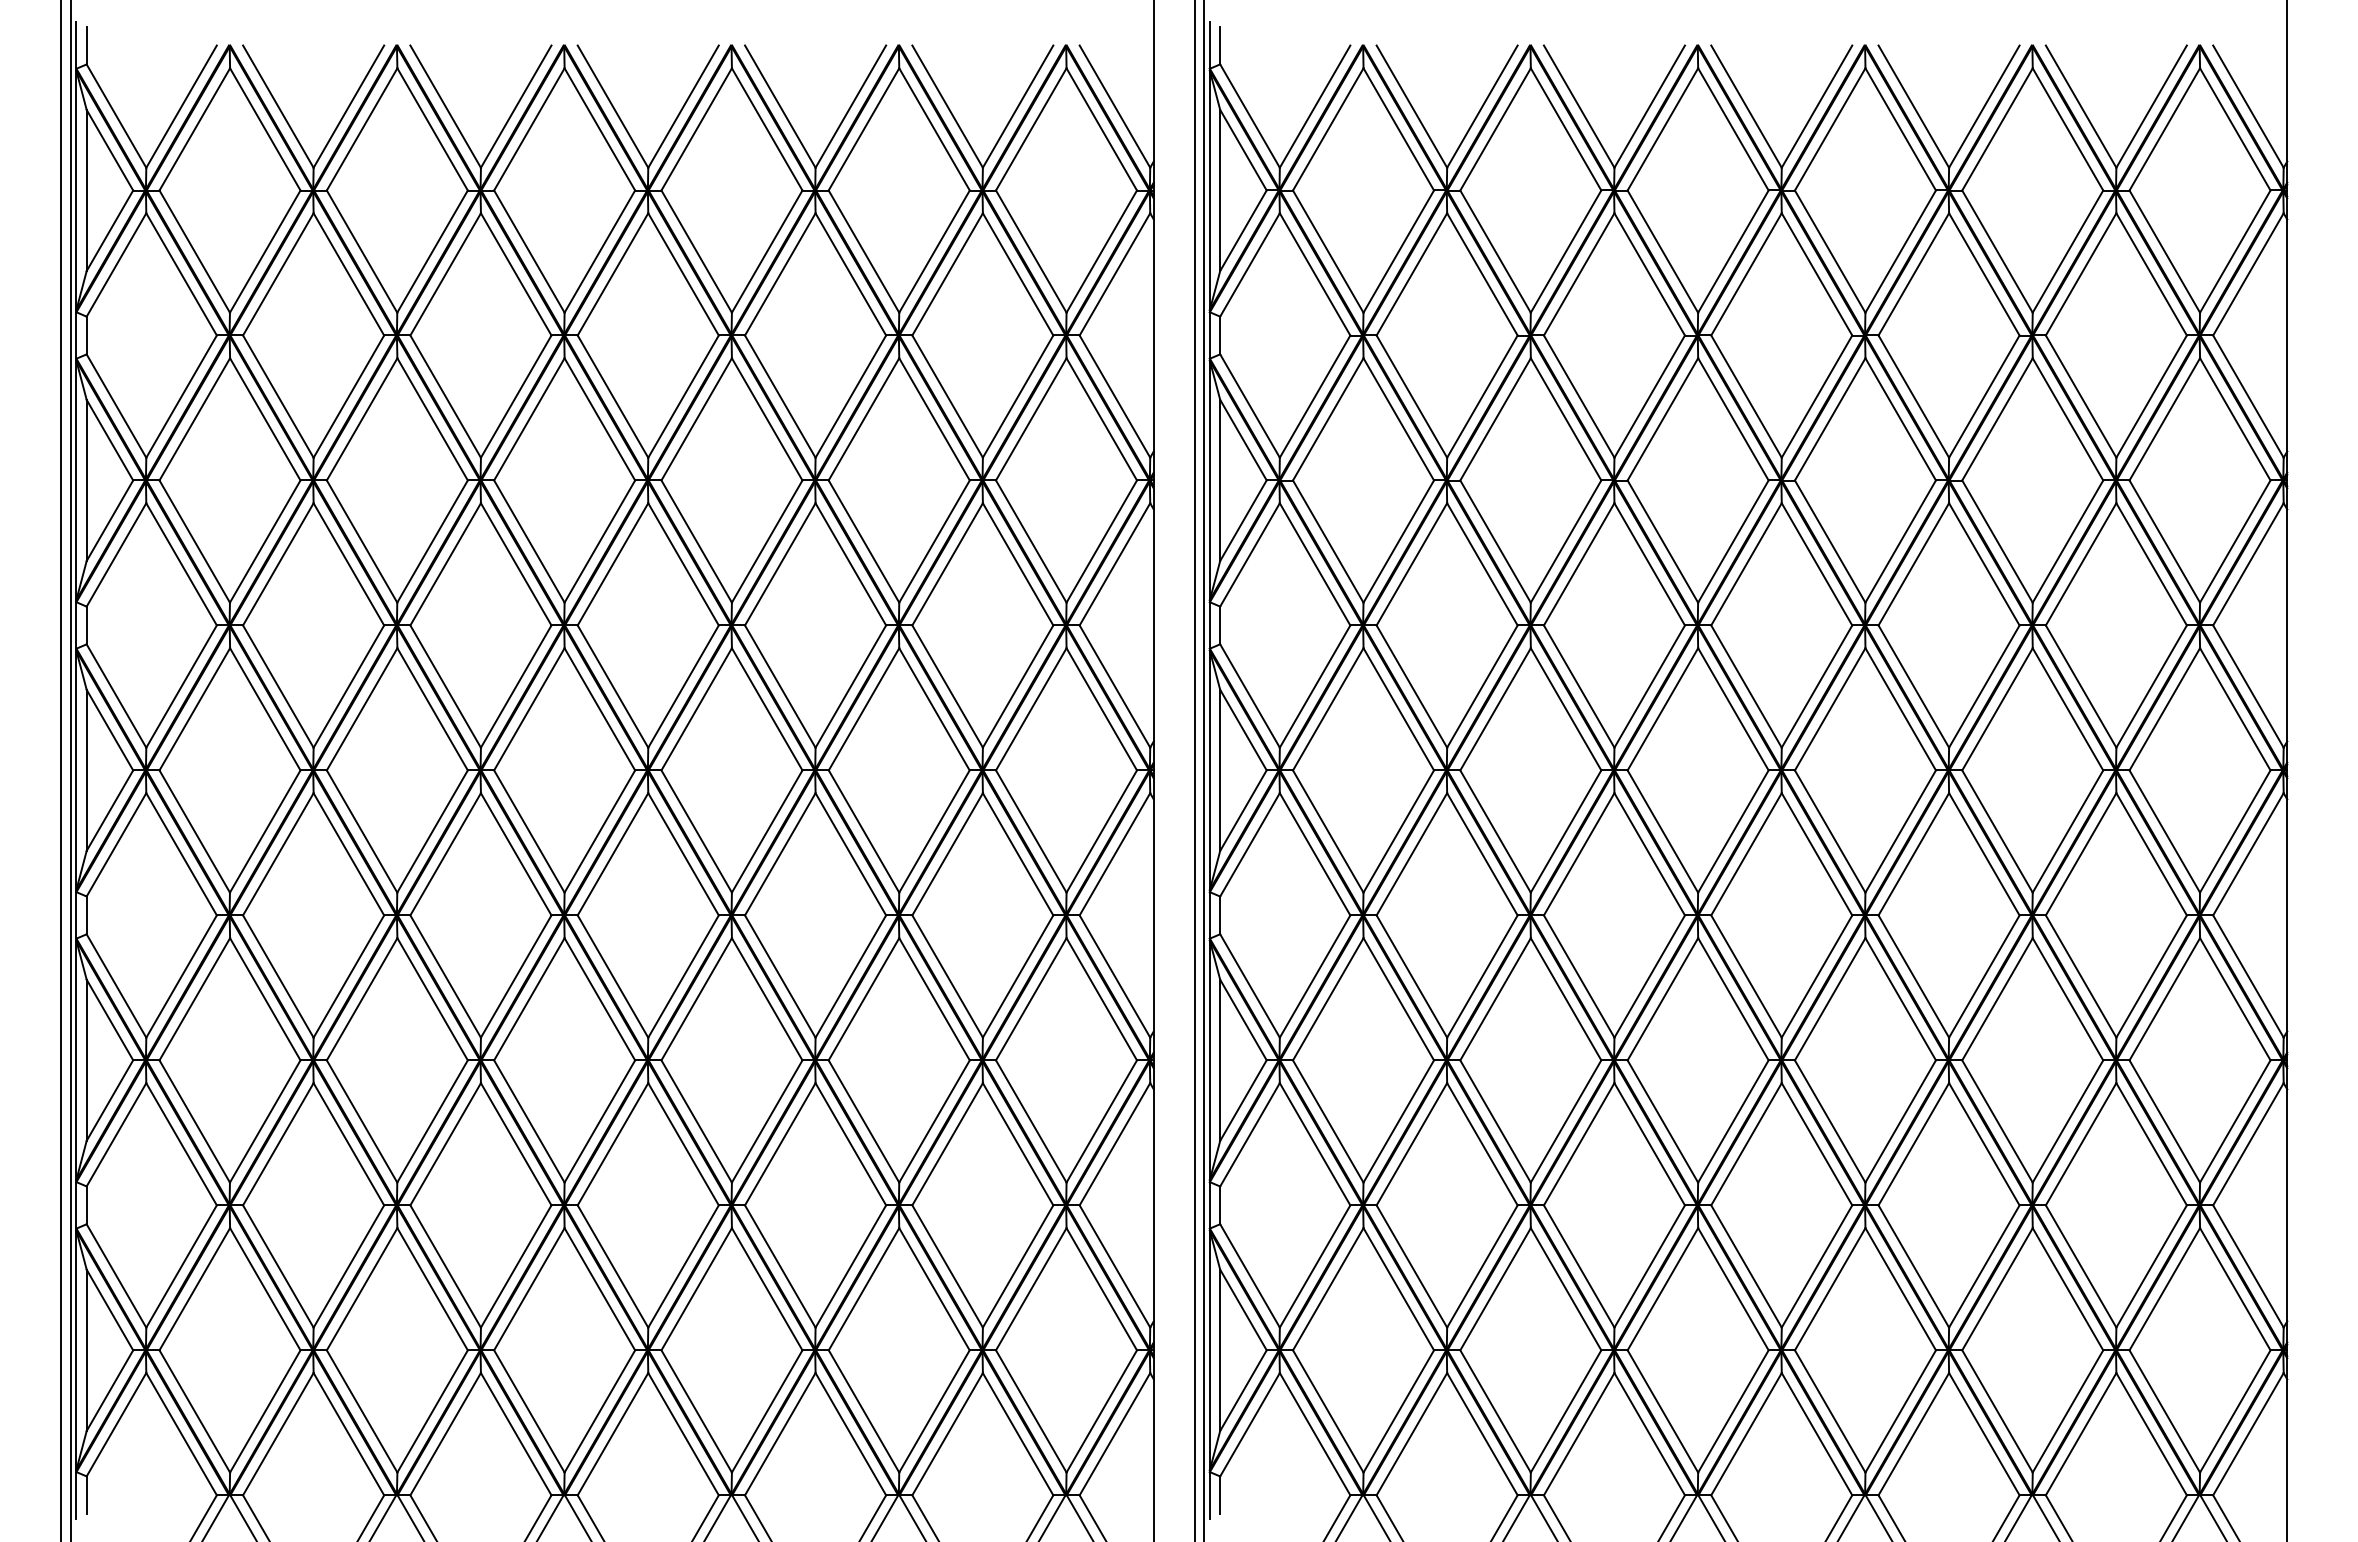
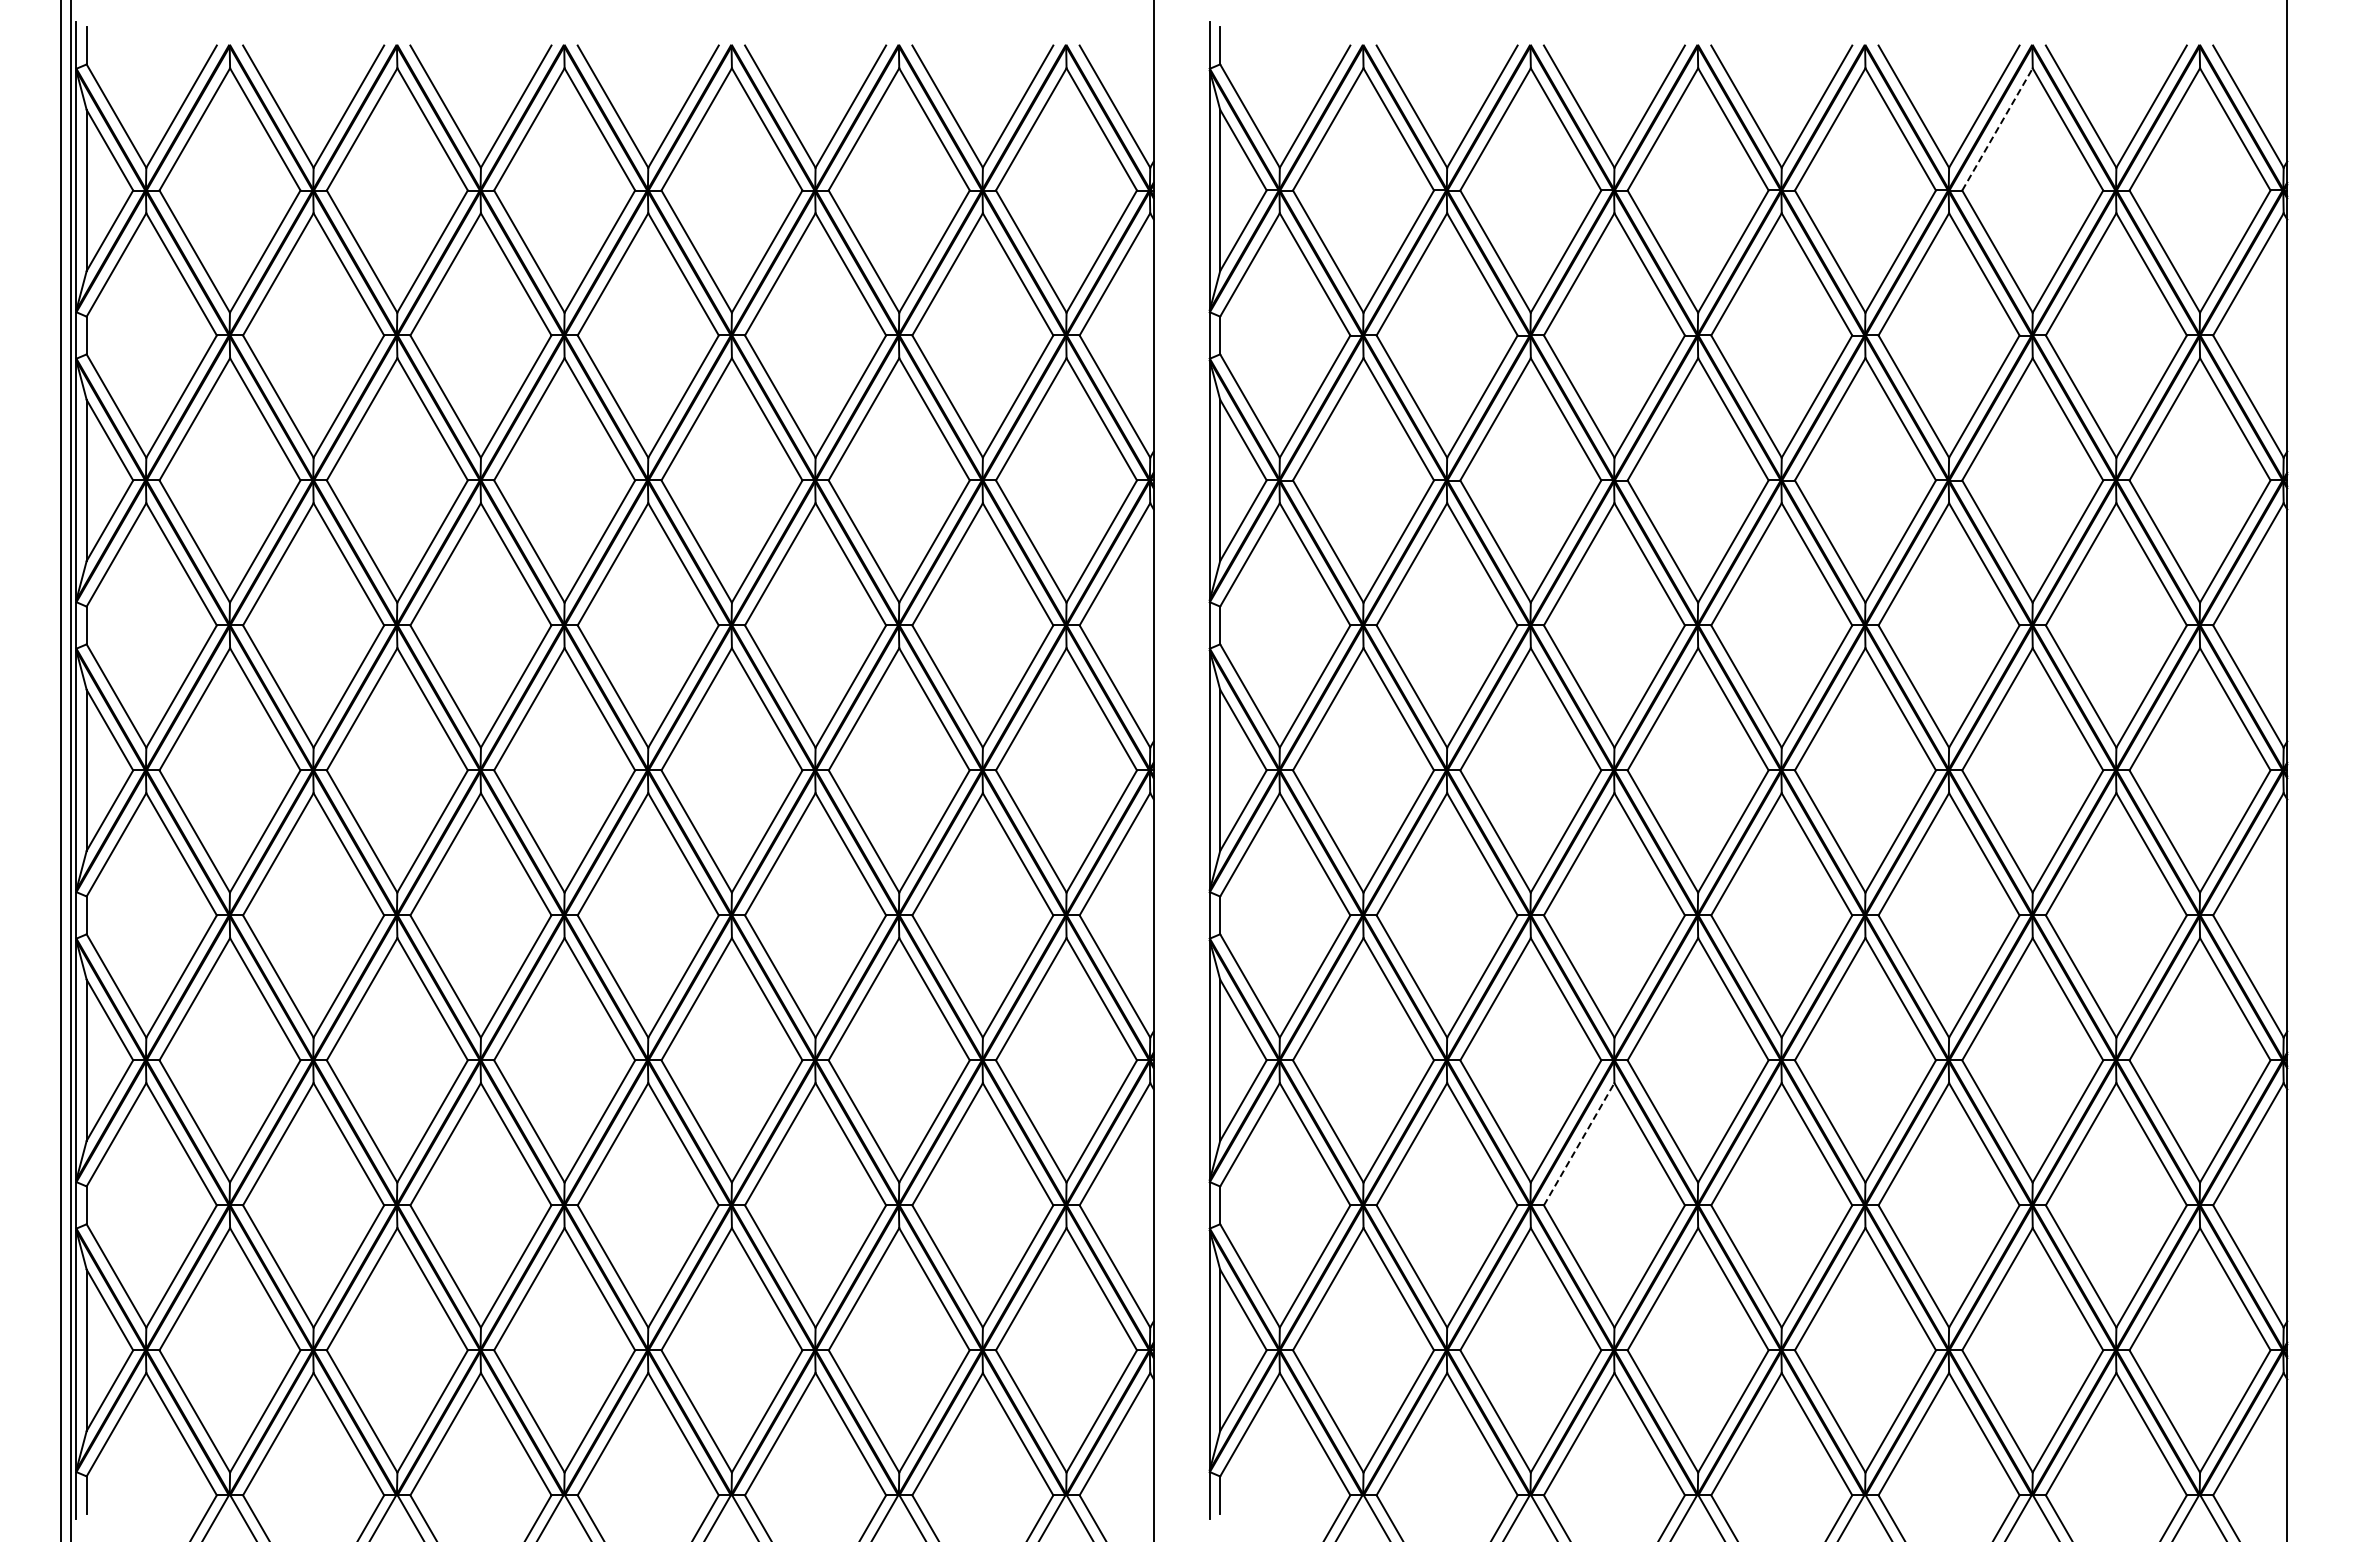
line: solid -> dashed (1997, 129)
line: present -> none (1194, 770)
line: present -> none (1204, 770)
line: solid -> dashed (1579, 1144)
